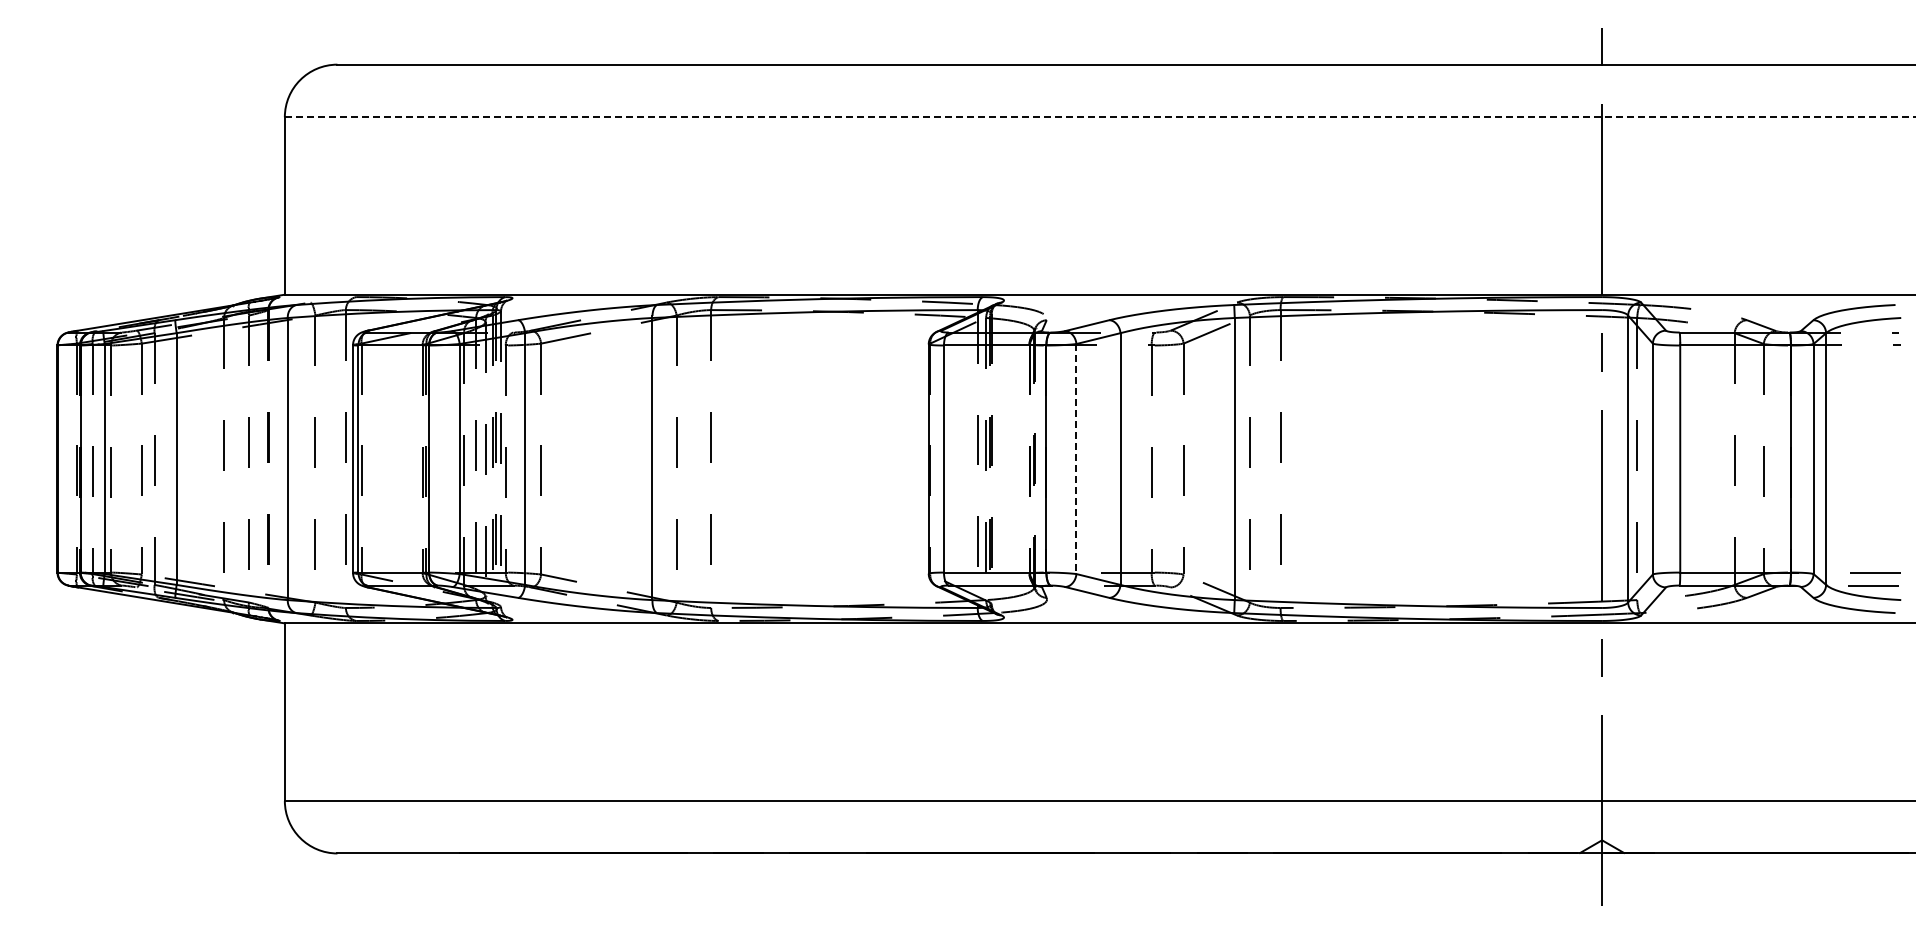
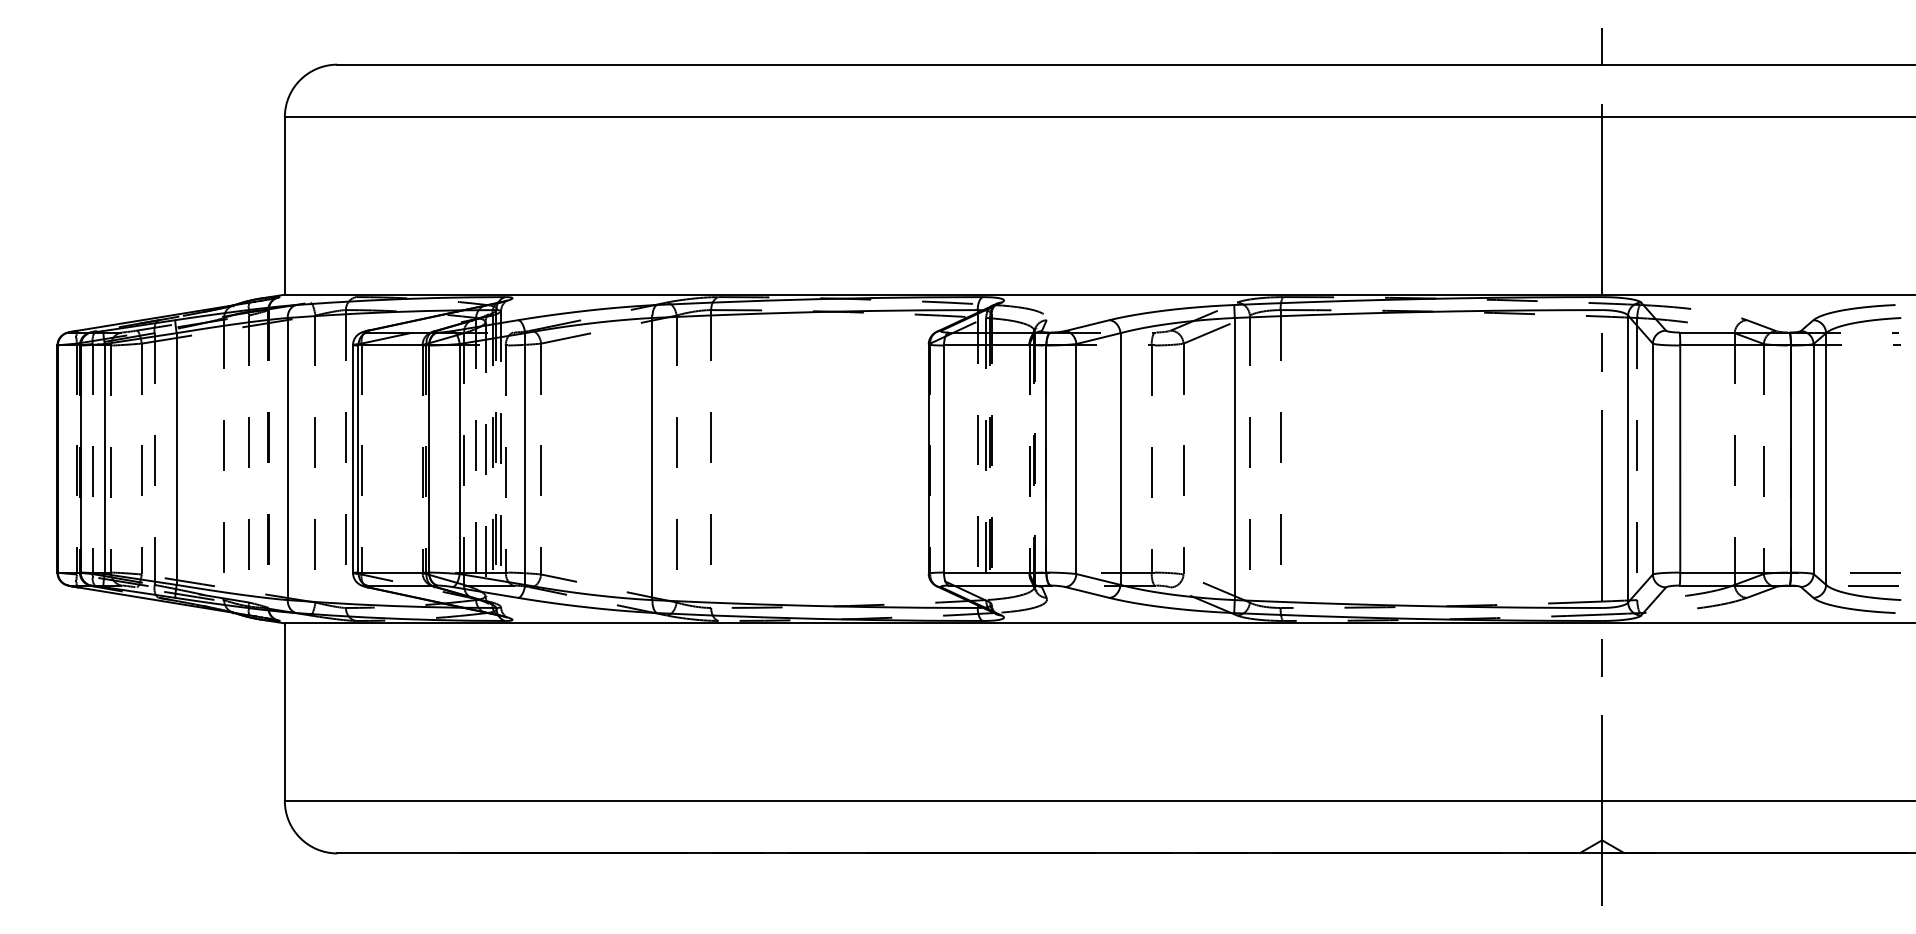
line: dashed -> solid (1100, 117)
line: dashed -> solid (1076, 459)
